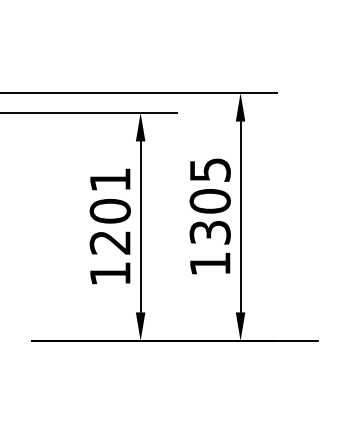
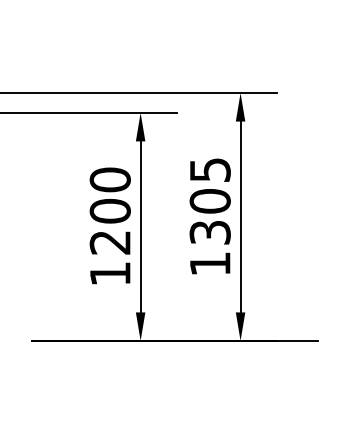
text: 1201 -> 1200 (109, 179)
